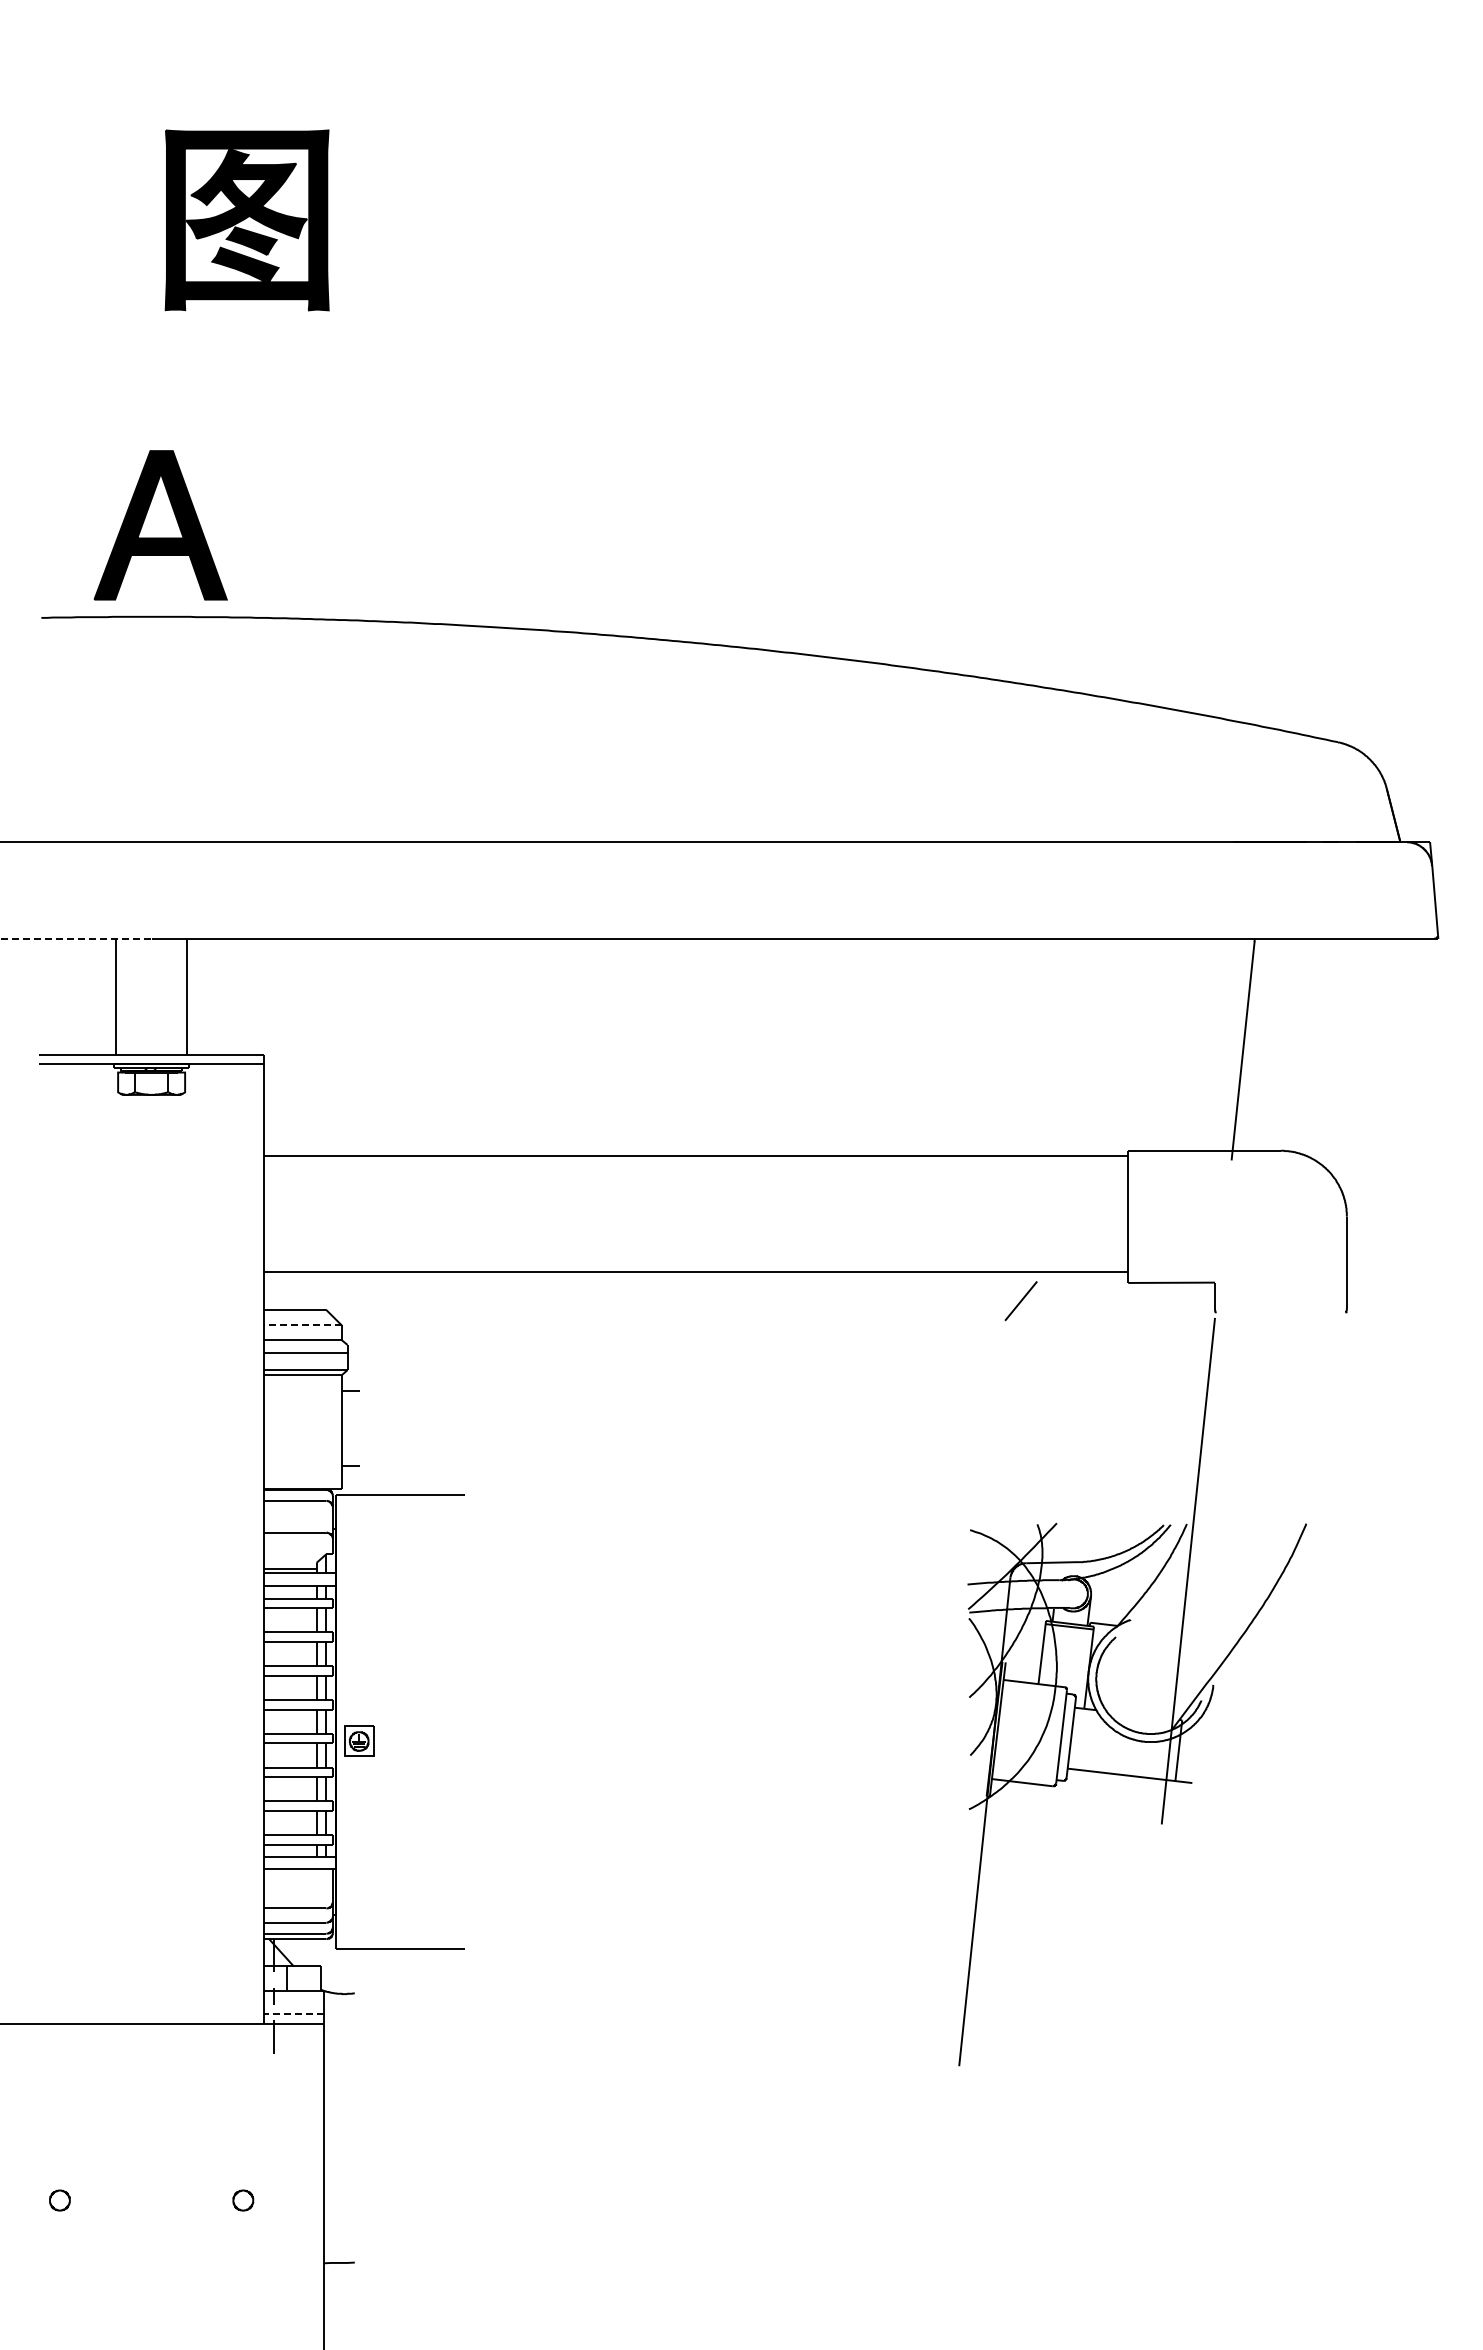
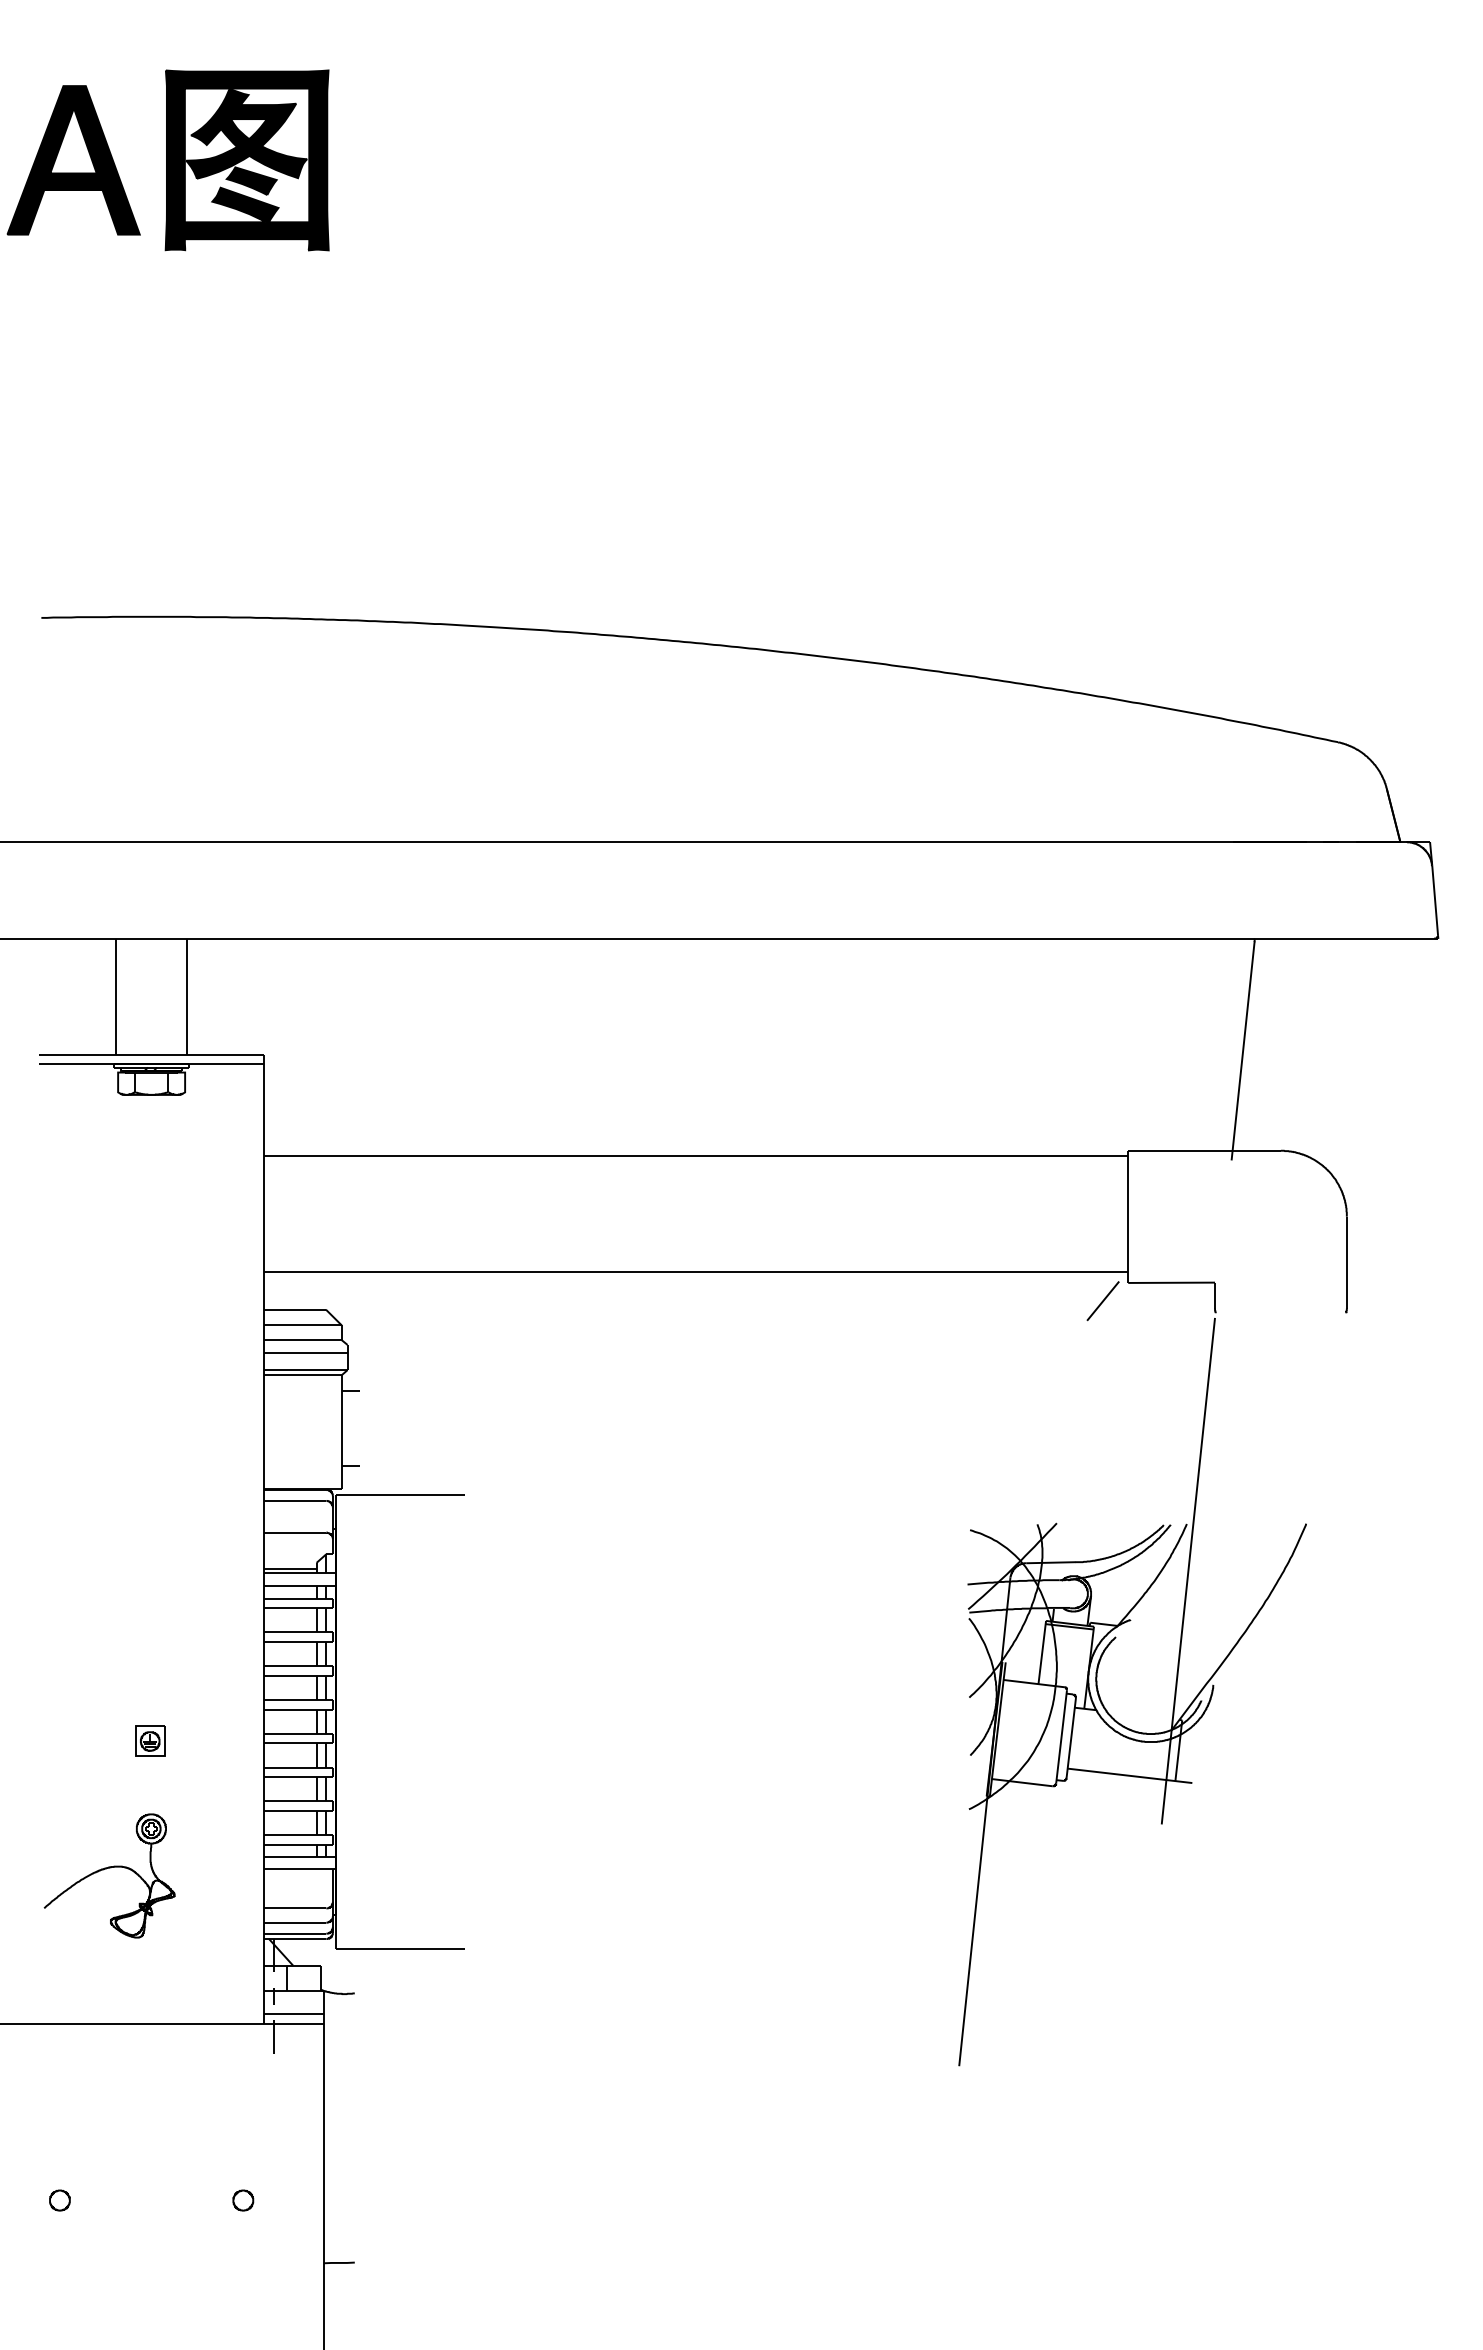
part position: (246, 220) -> (246, 160) (246, 160)
part position: (160, 525) -> (73, 160) (73, 160)
line: dashed -> solid (76, 938)
line position: (1020, 1301) -> (1102, 1301) (1102, 1301)
line: dashed -> solid (303, 1325)
part position: (359, 1740) -> (150, 1740) (150, 1740)
part: none -> present (106, 1869)
line: dashed -> solid (294, 2013)
